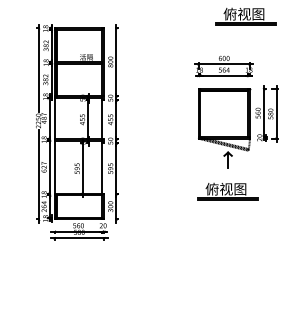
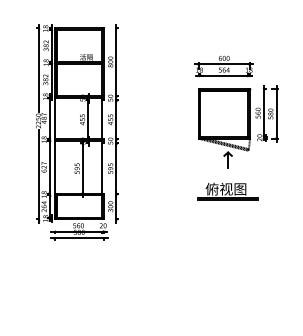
part: present -> none (245, 16)
